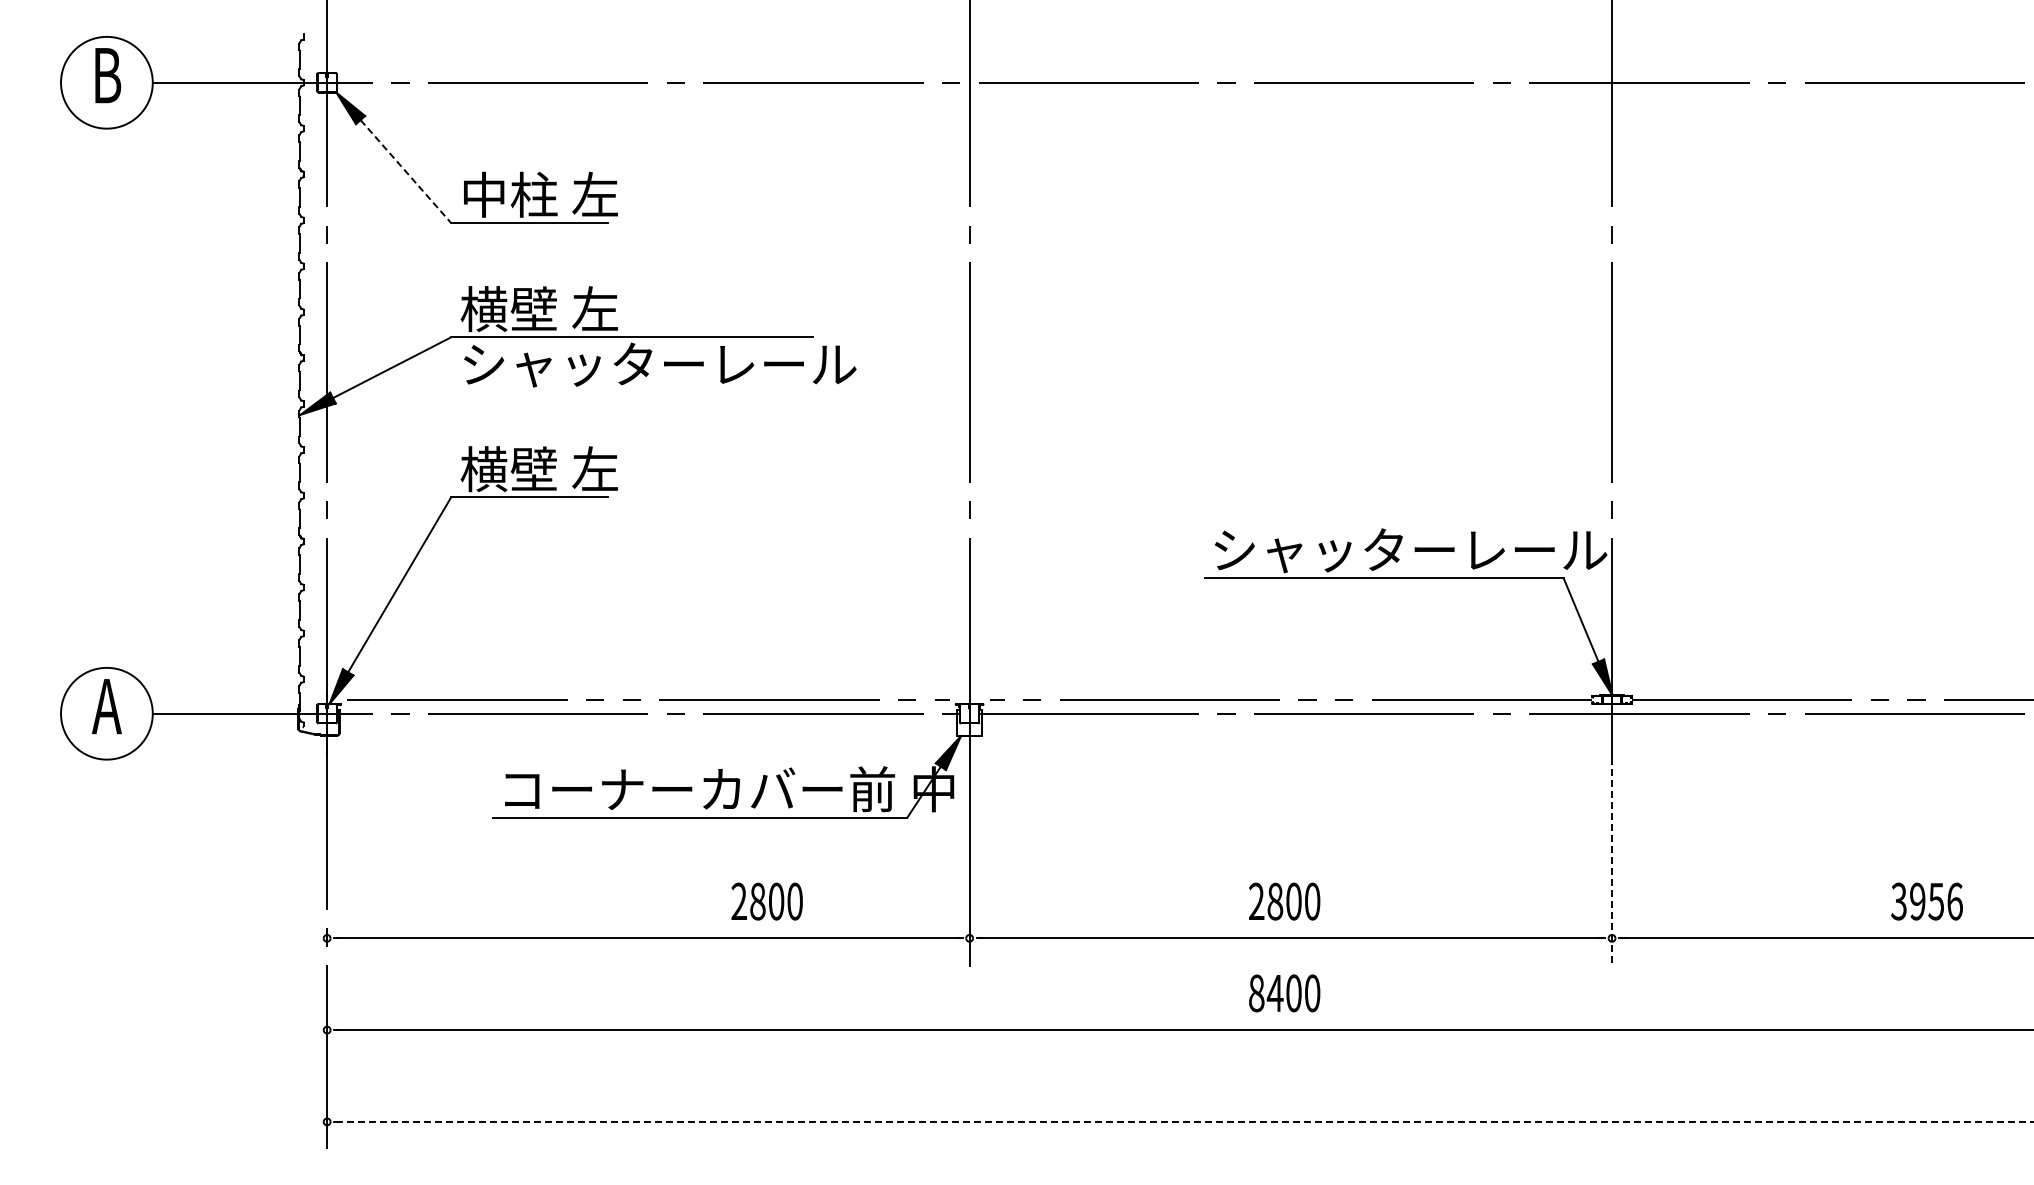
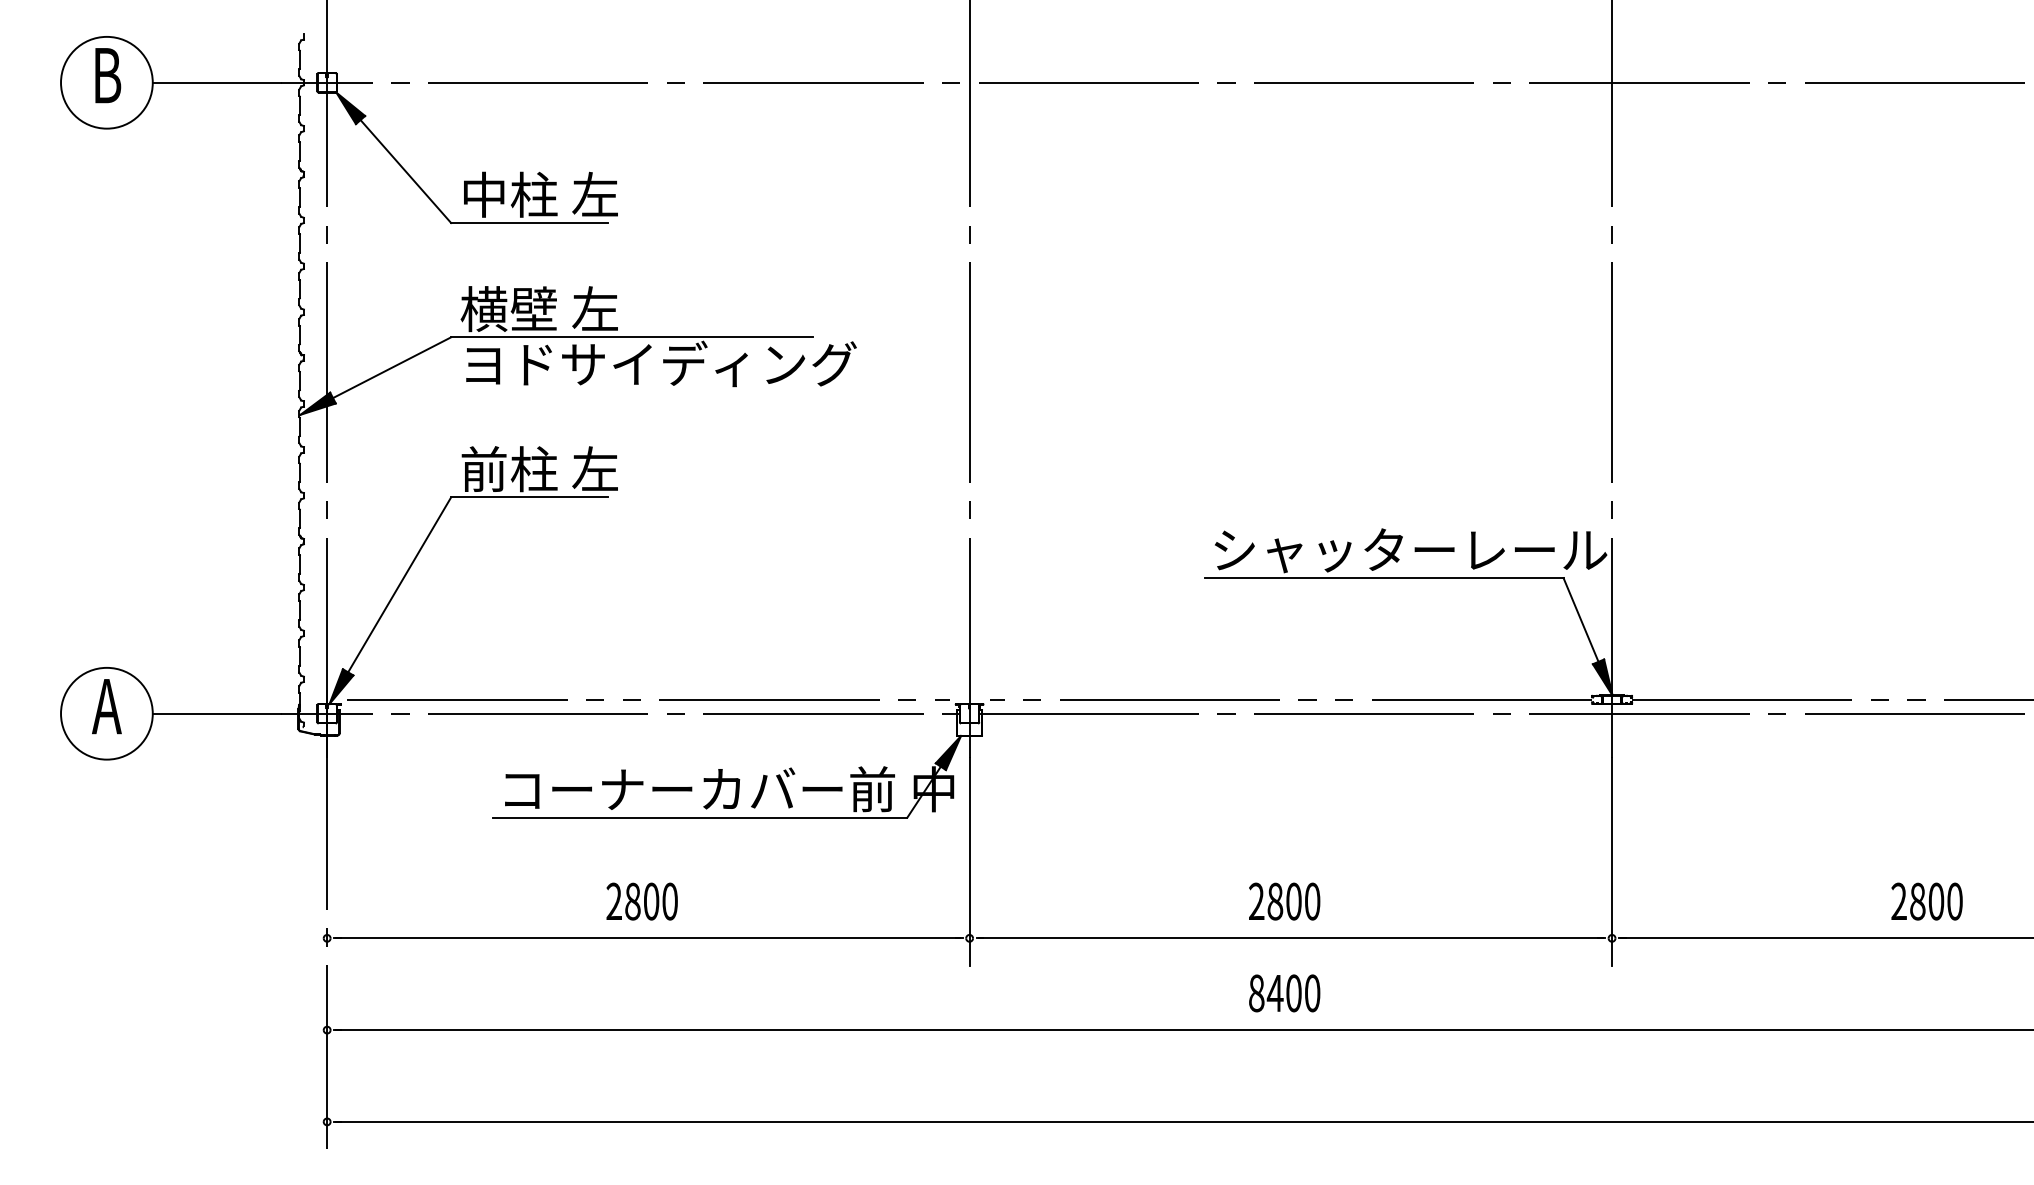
line: dashed -> solid (405, 171)
text: シャッターレール -> ヨドサイディング (660, 363)
text: 横壁 左 -> 前柱 左 (508, 469)
line: dashed -> solid (1612, 861)
text position: (766, 901) -> (641, 901) (641, 901)
text: 3956 -> 2800 (1926, 901)
line: dashed -> solid (1185, 1121)
